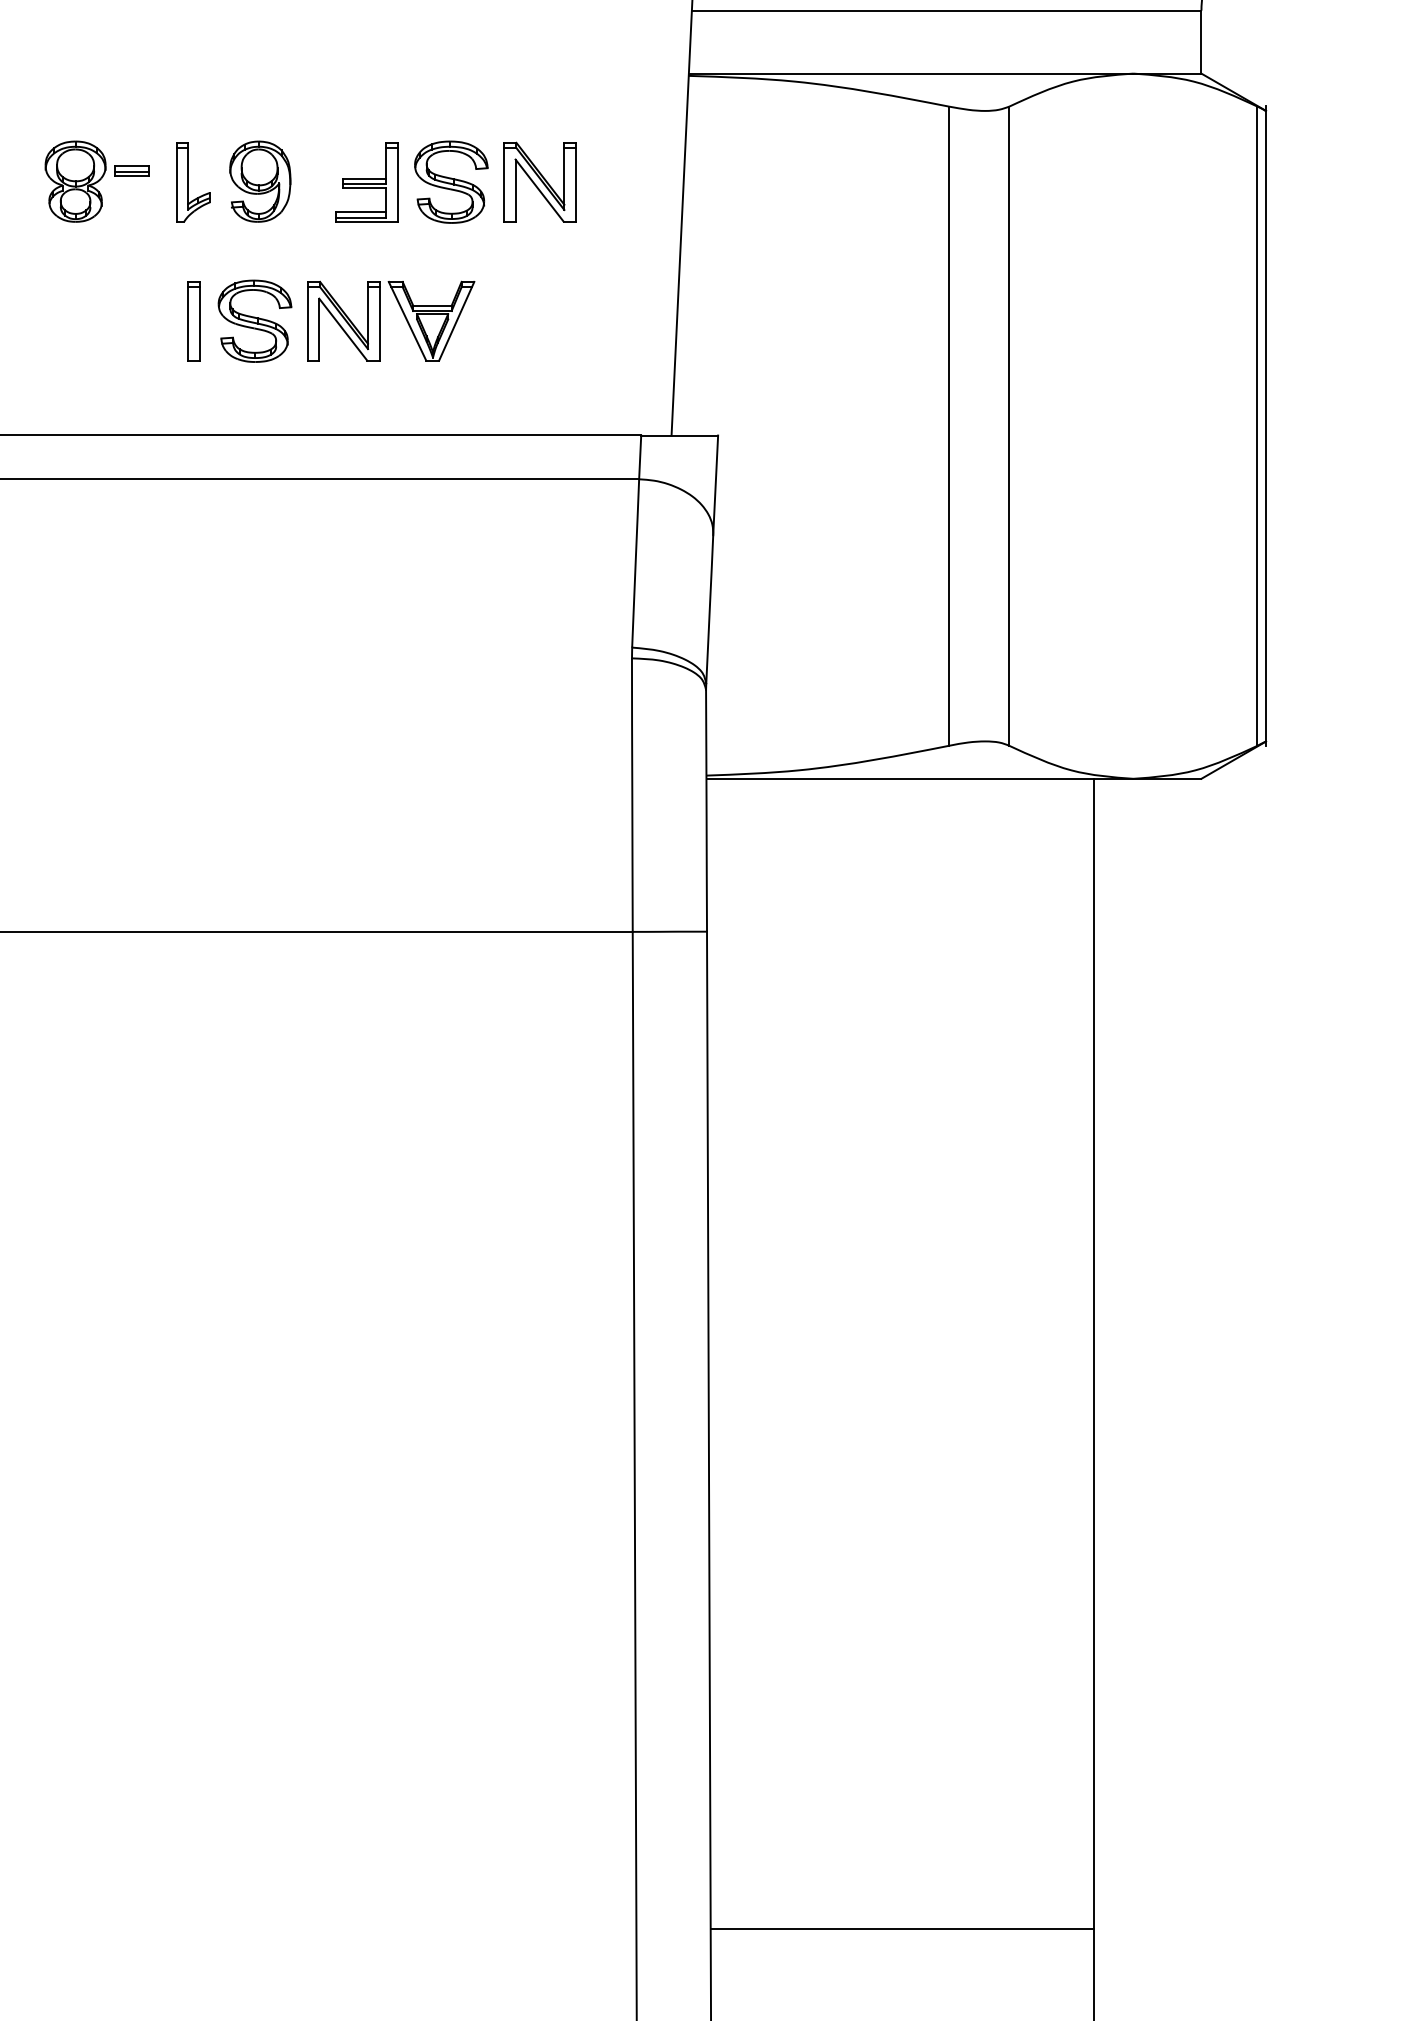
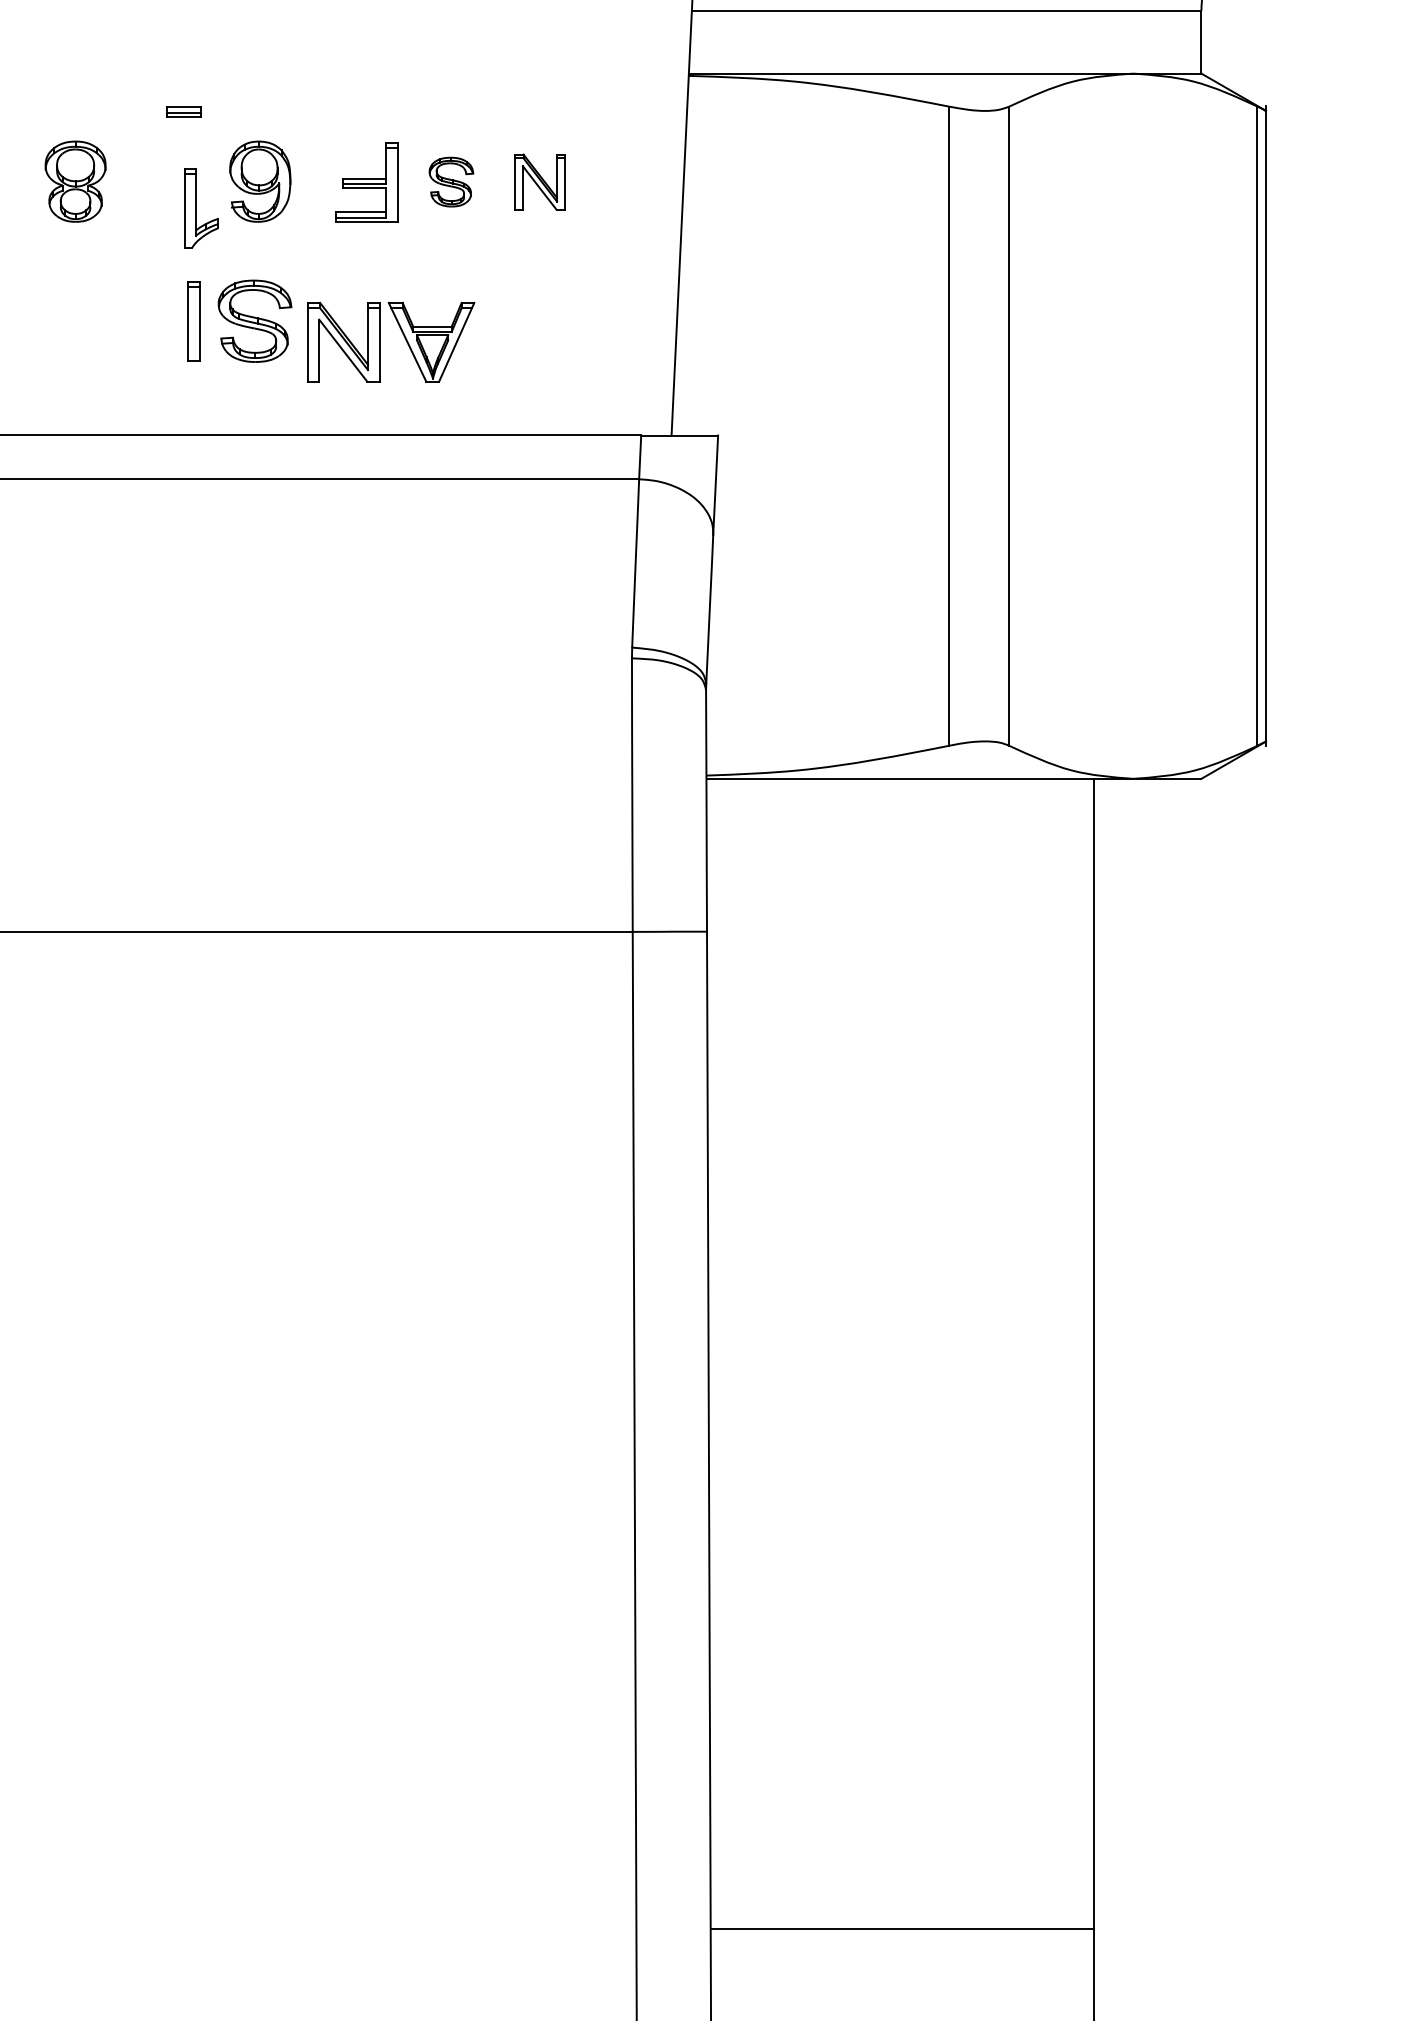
part position: (131, 170) -> (183, 111) (183, 111)
part size: 75x84 px -> 47x52 px (451, 181)
part size: 74x82 px -> 52x58 px (539, 181)
part position: (193, 182) -> (201, 208) (201, 208)
part position: (380, 320) -> (380, 341) (380, 341)
